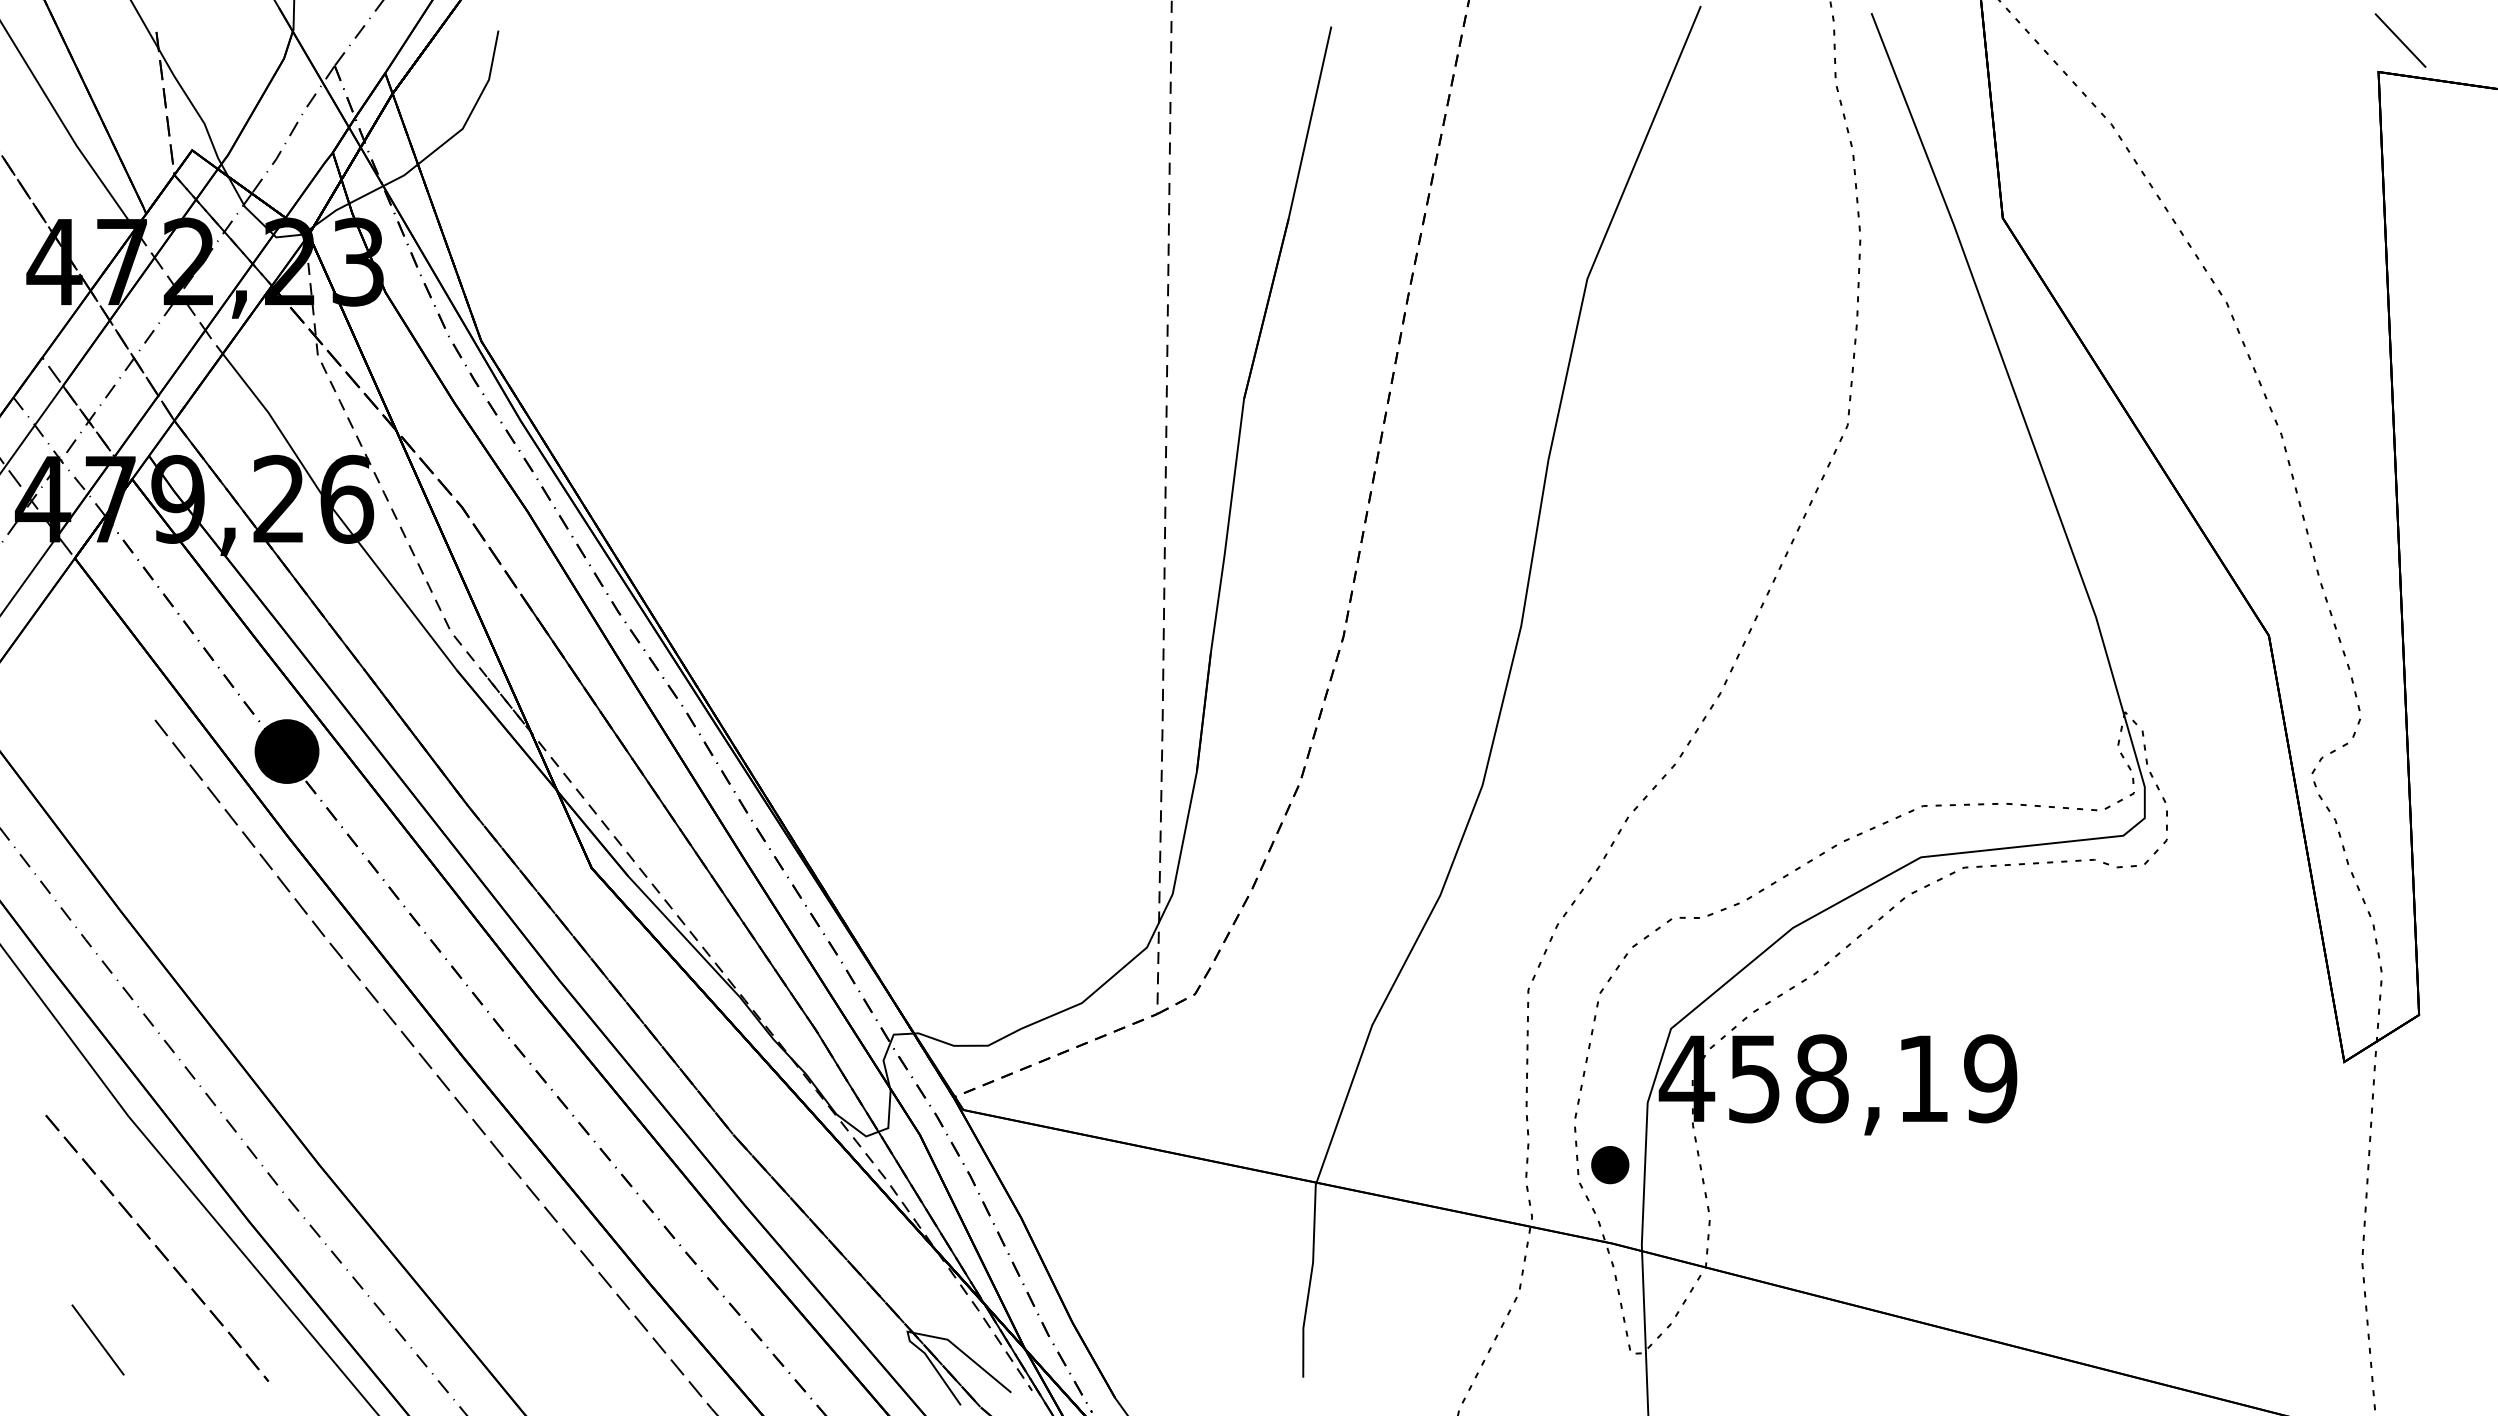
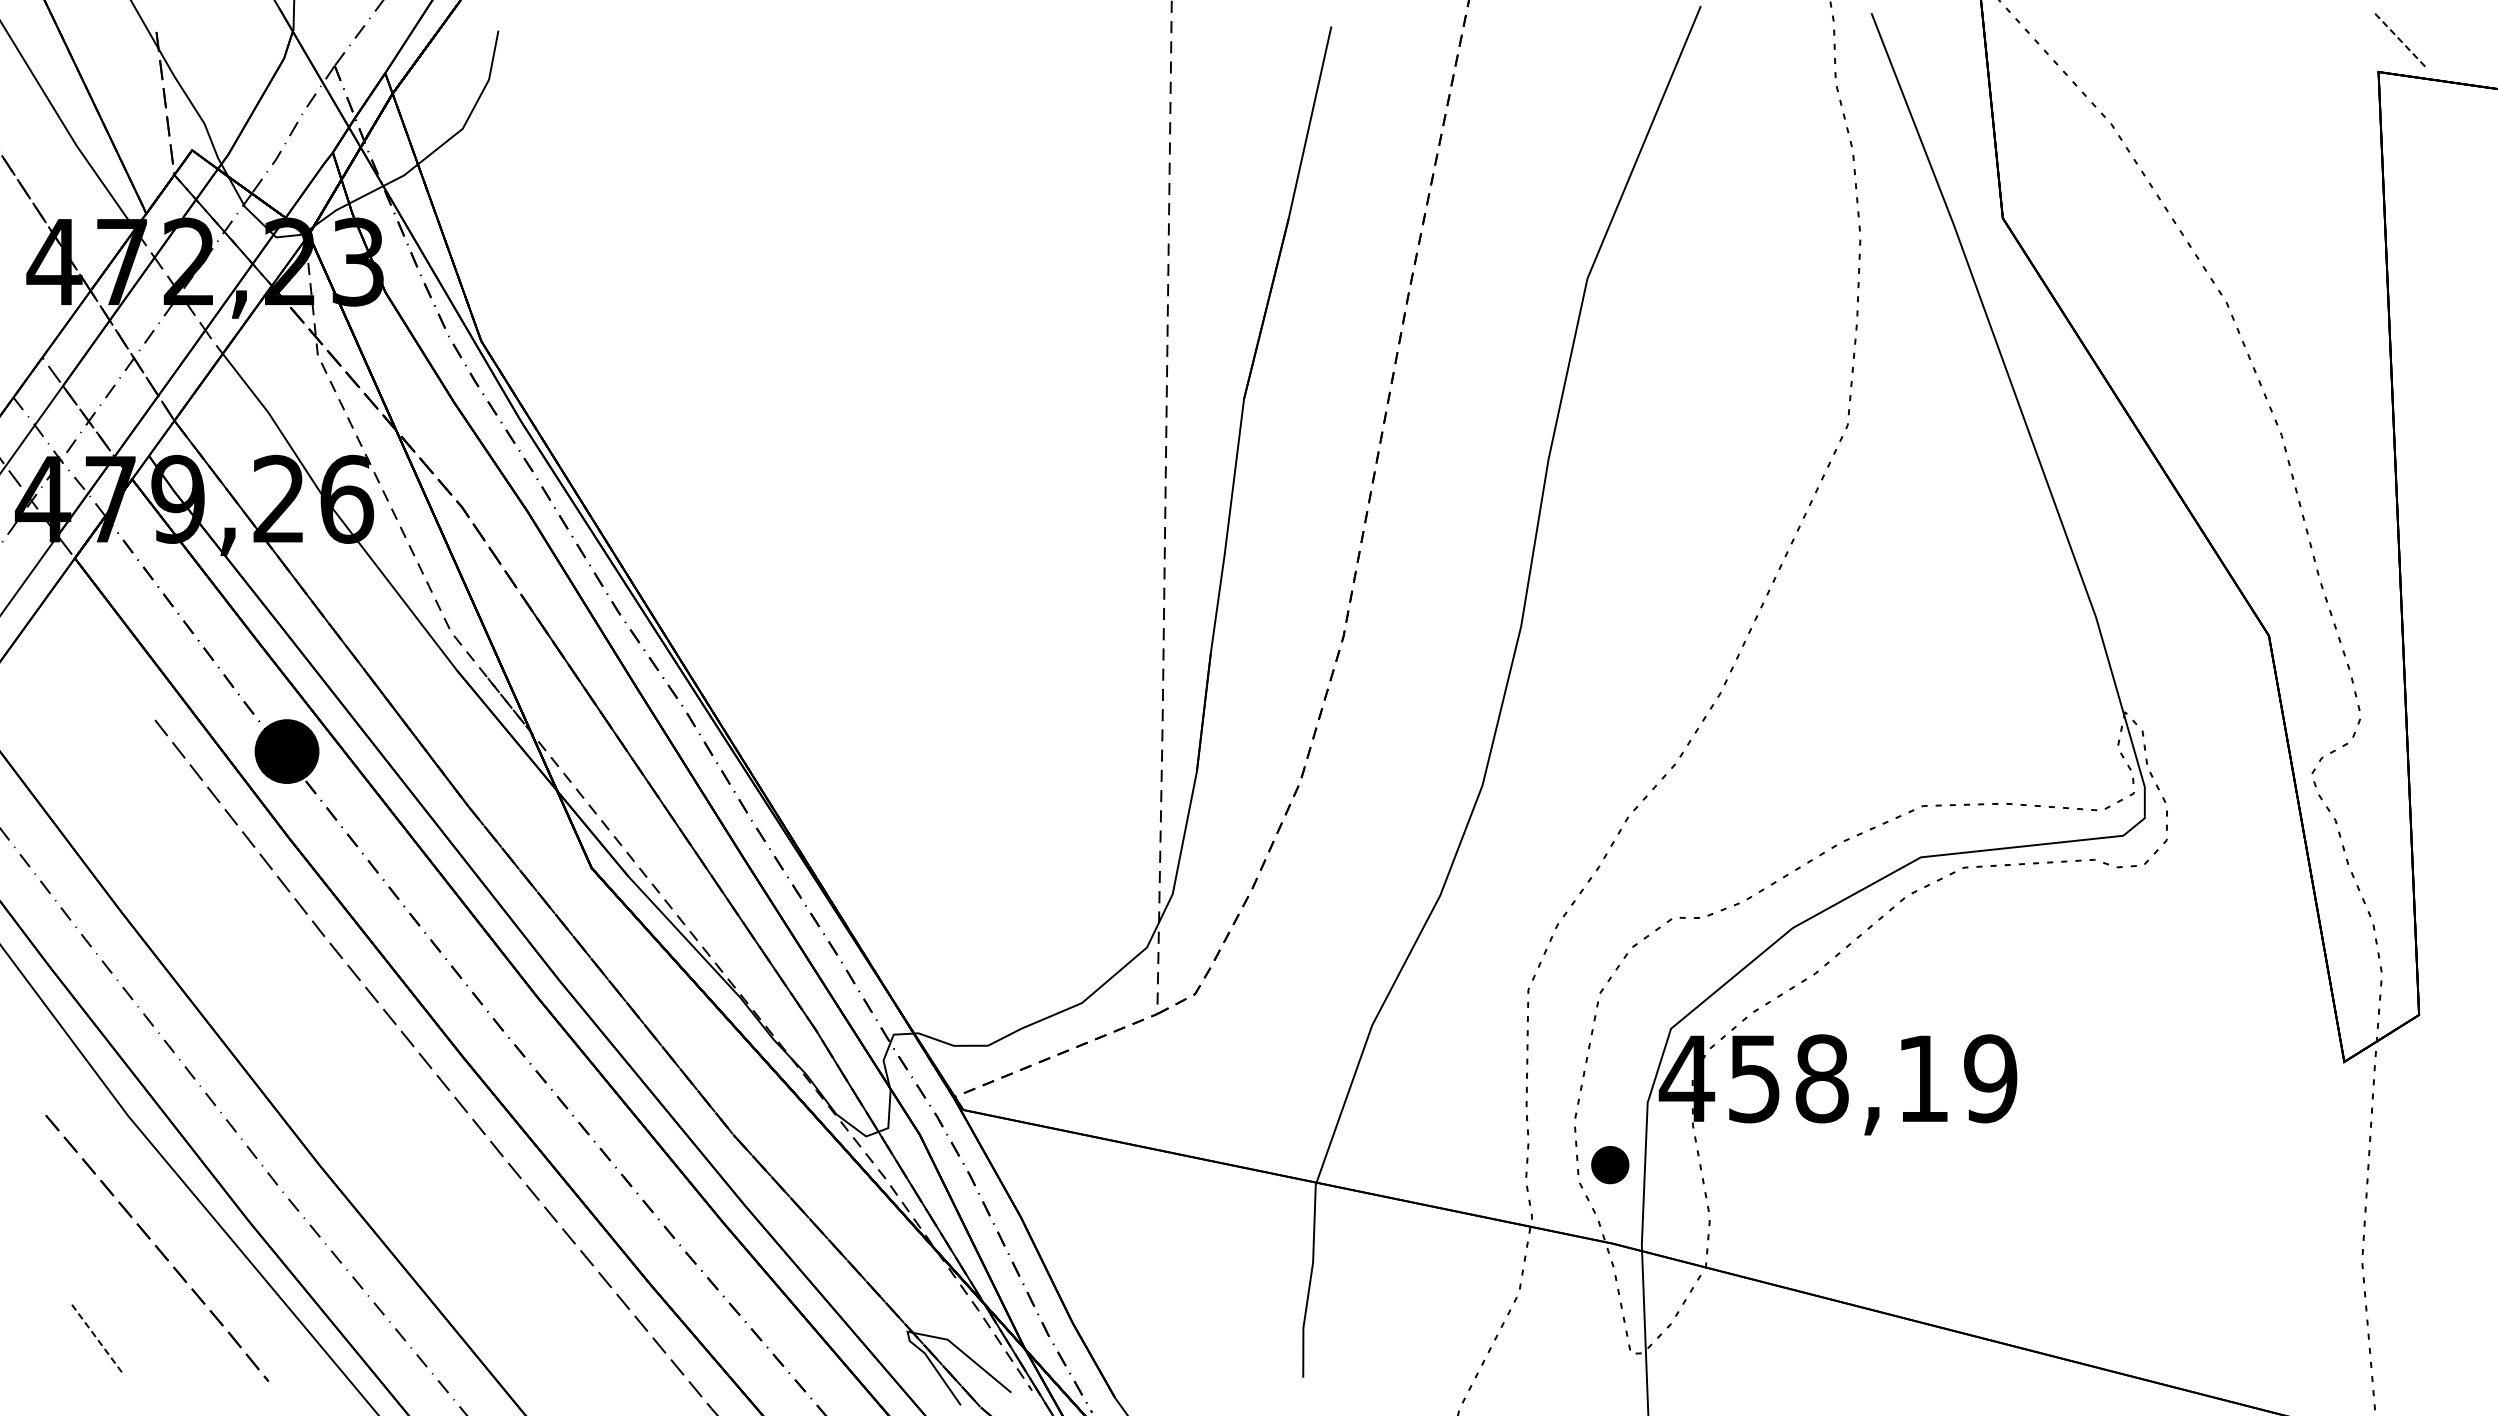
line: solid -> dashed (2400, 40)
line: solid -> dashed (98, 1340)
